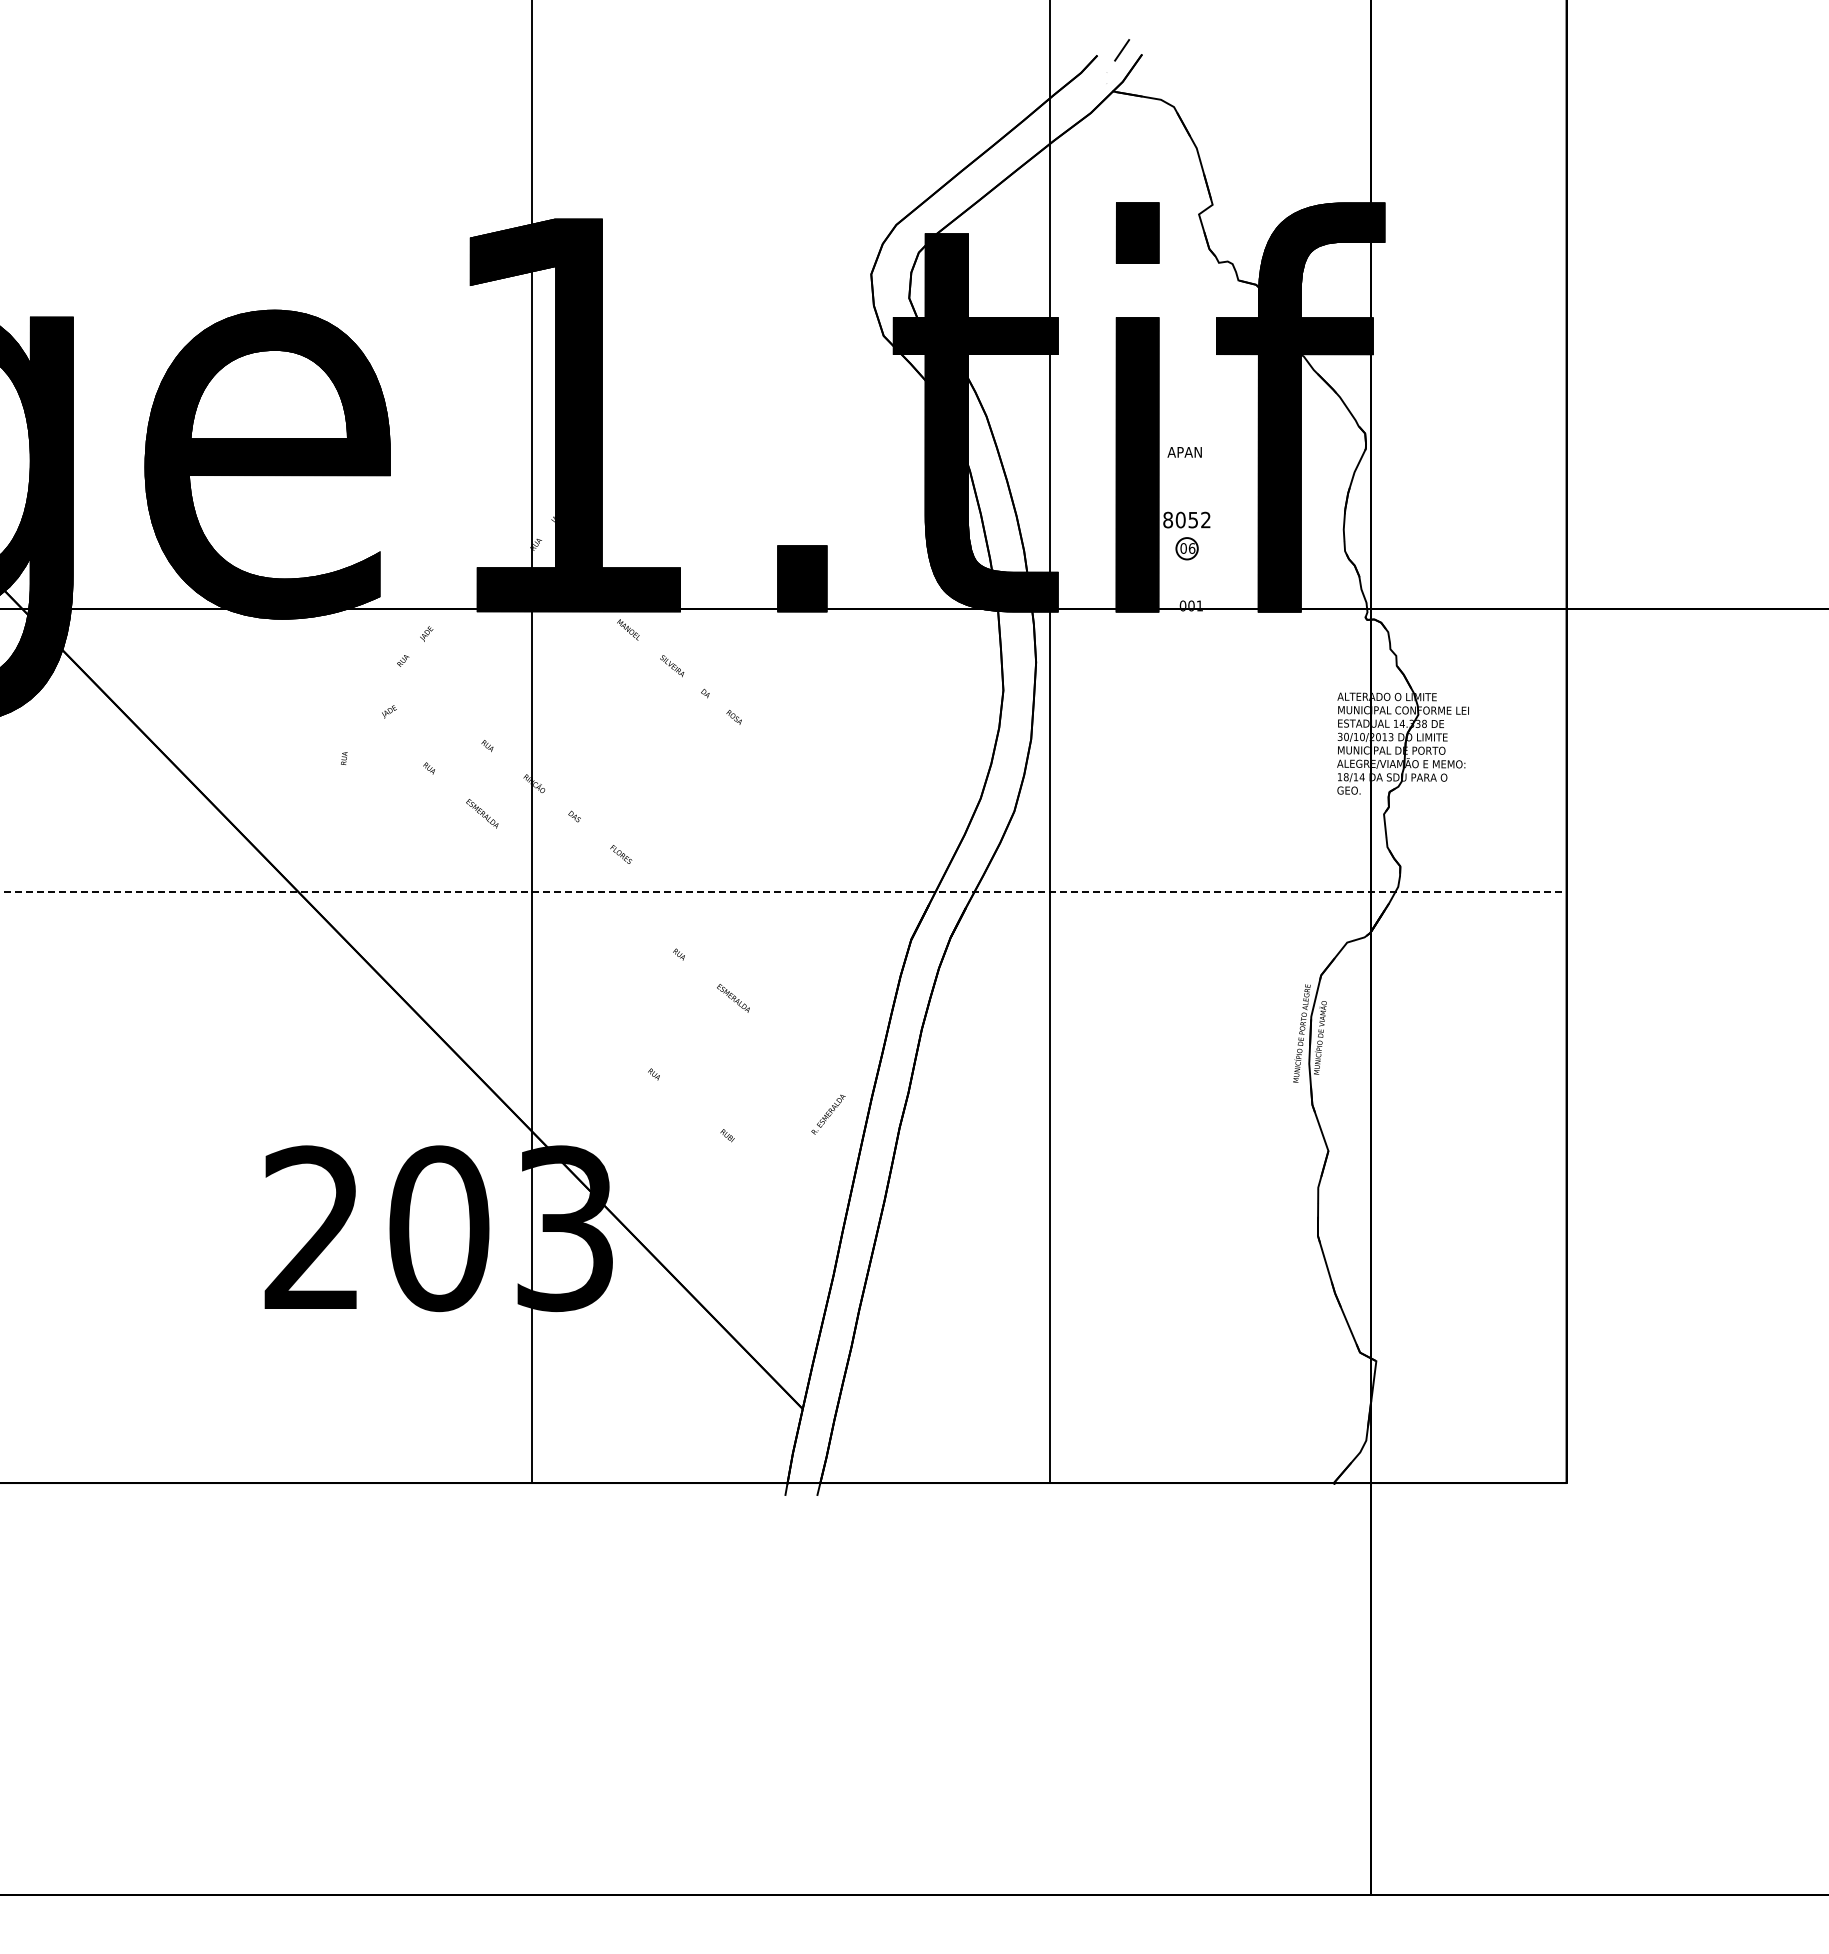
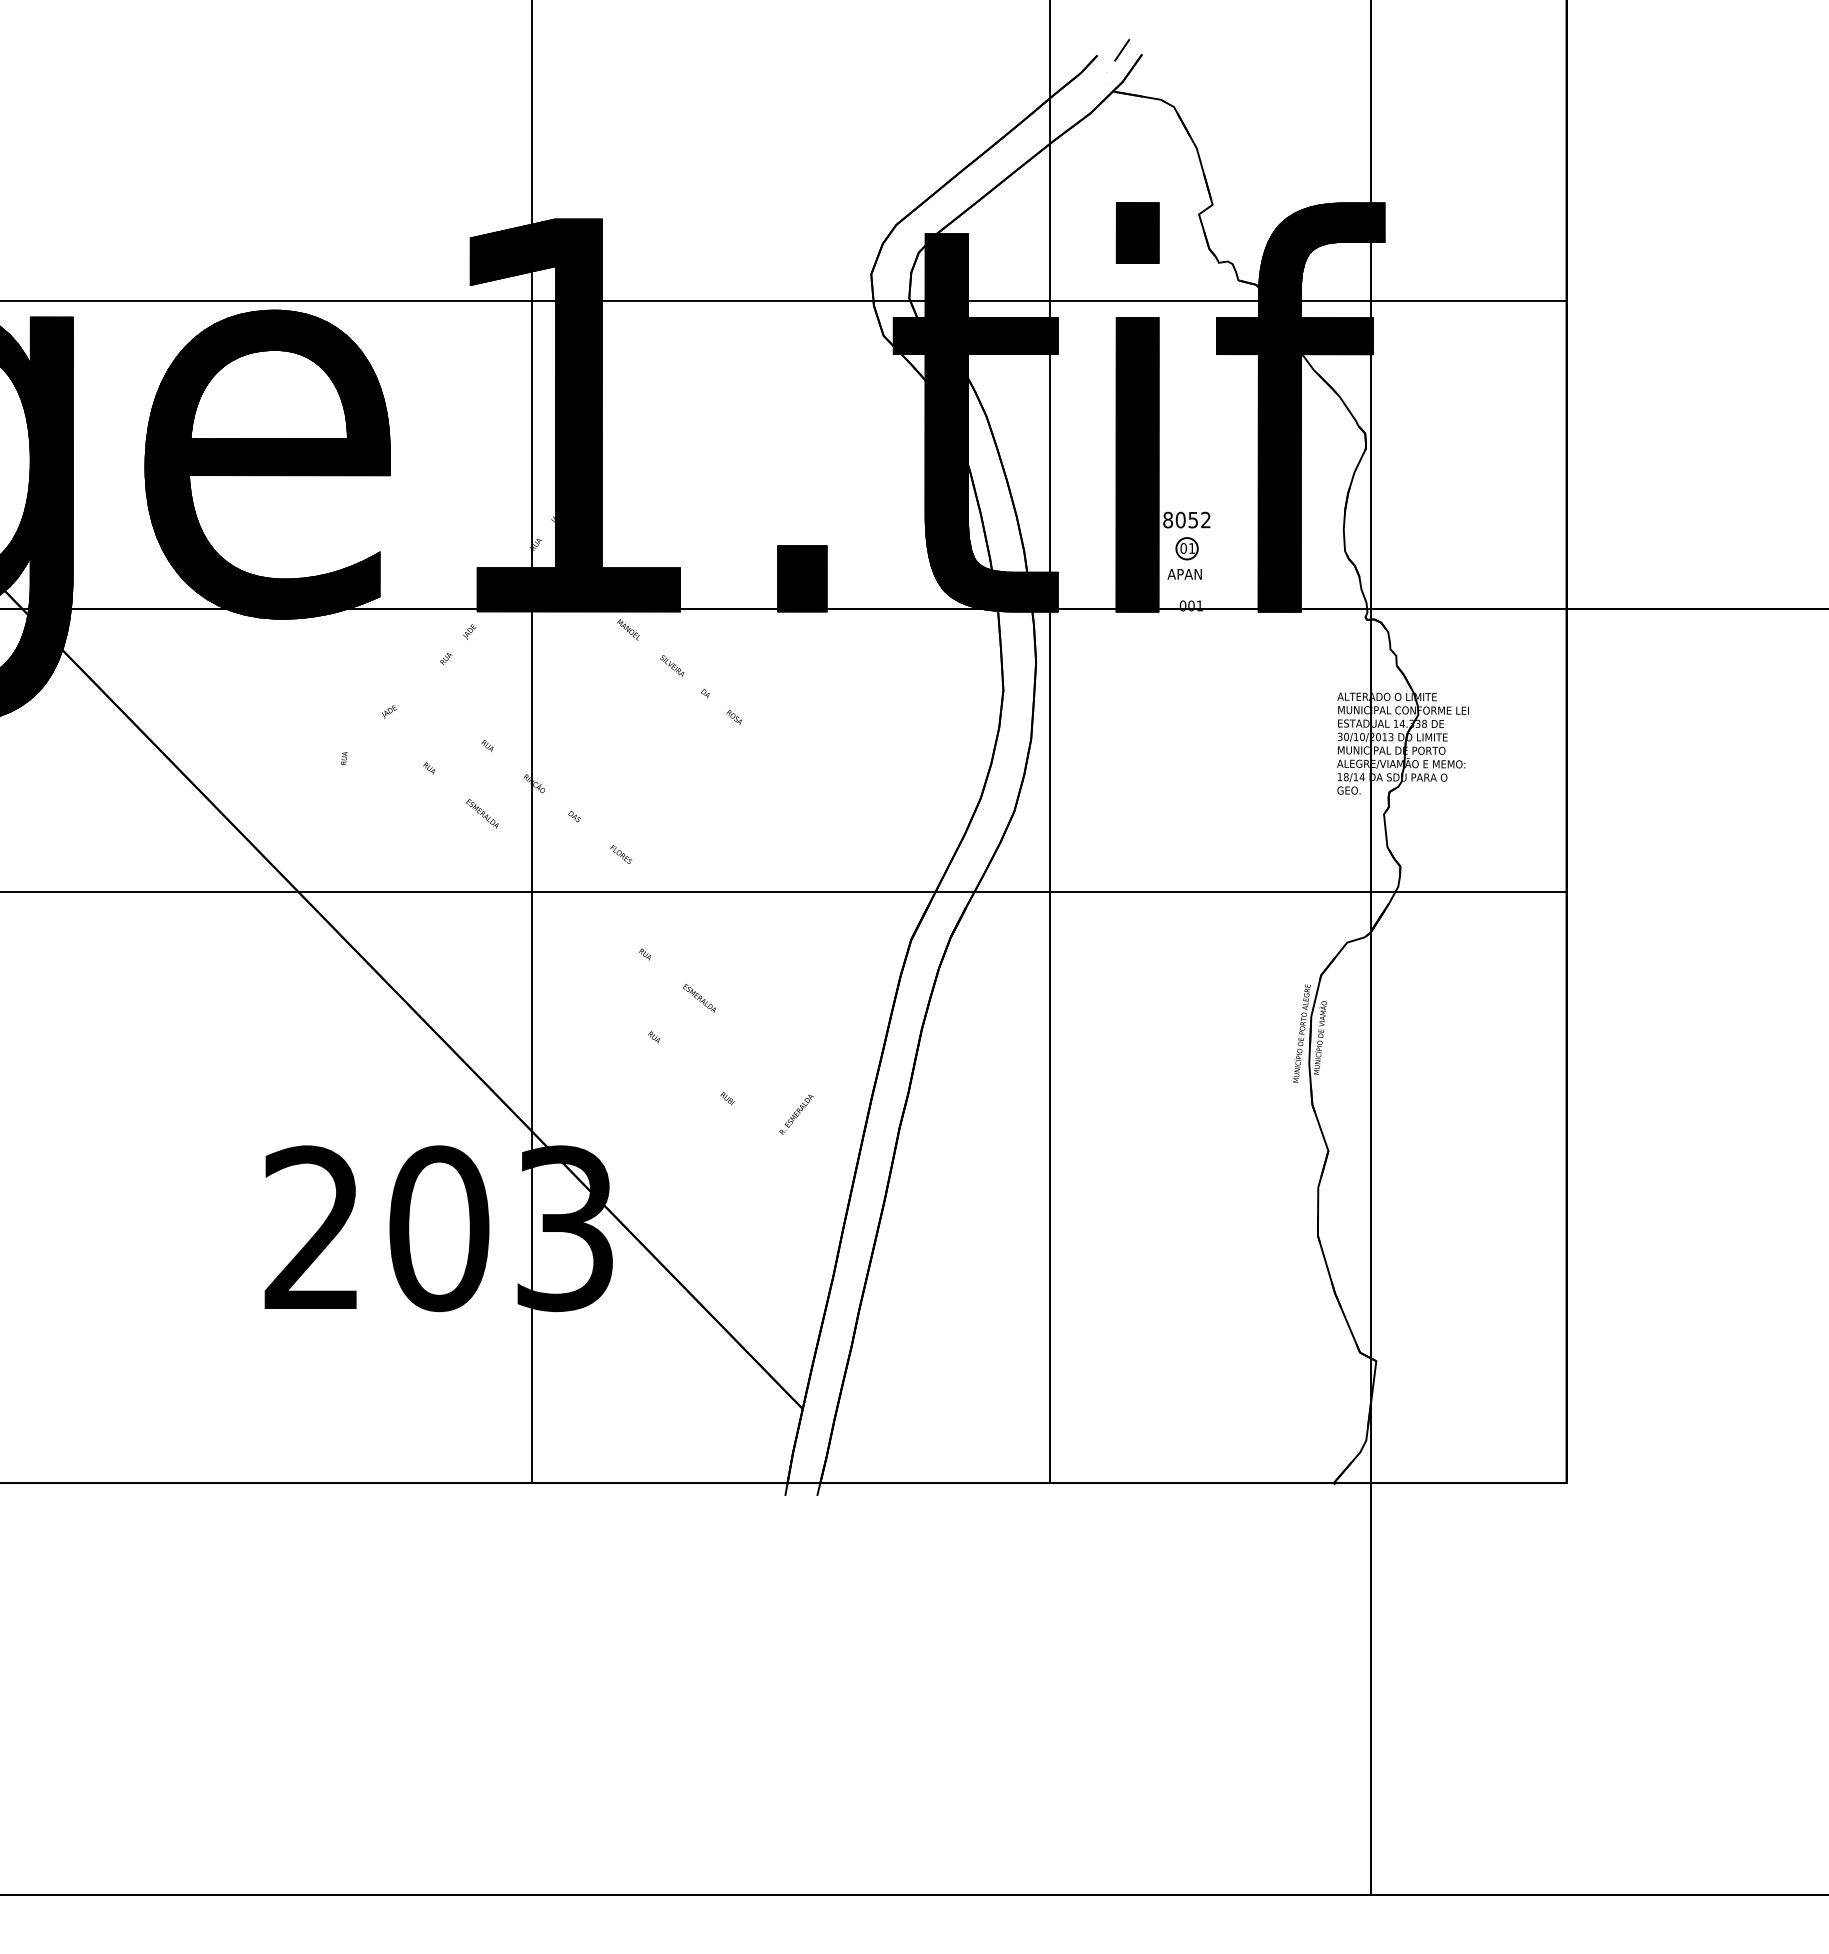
line: none -> present (784, 301)
text position: (1184, 452) -> (1184, 574) (1184, 574)
text: 06 -> 01 (1191, 548)
text position: (415, 646) -> (458, 644) (458, 644)
line: dashed -> solid (783, 892)
text position: (711, 980) -> (677, 980) (677, 980)
text position: (691, 1105) -> (691, 1068) (691, 1068)
text position: (828, 1114) -> (796, 1114) (796, 1114)
